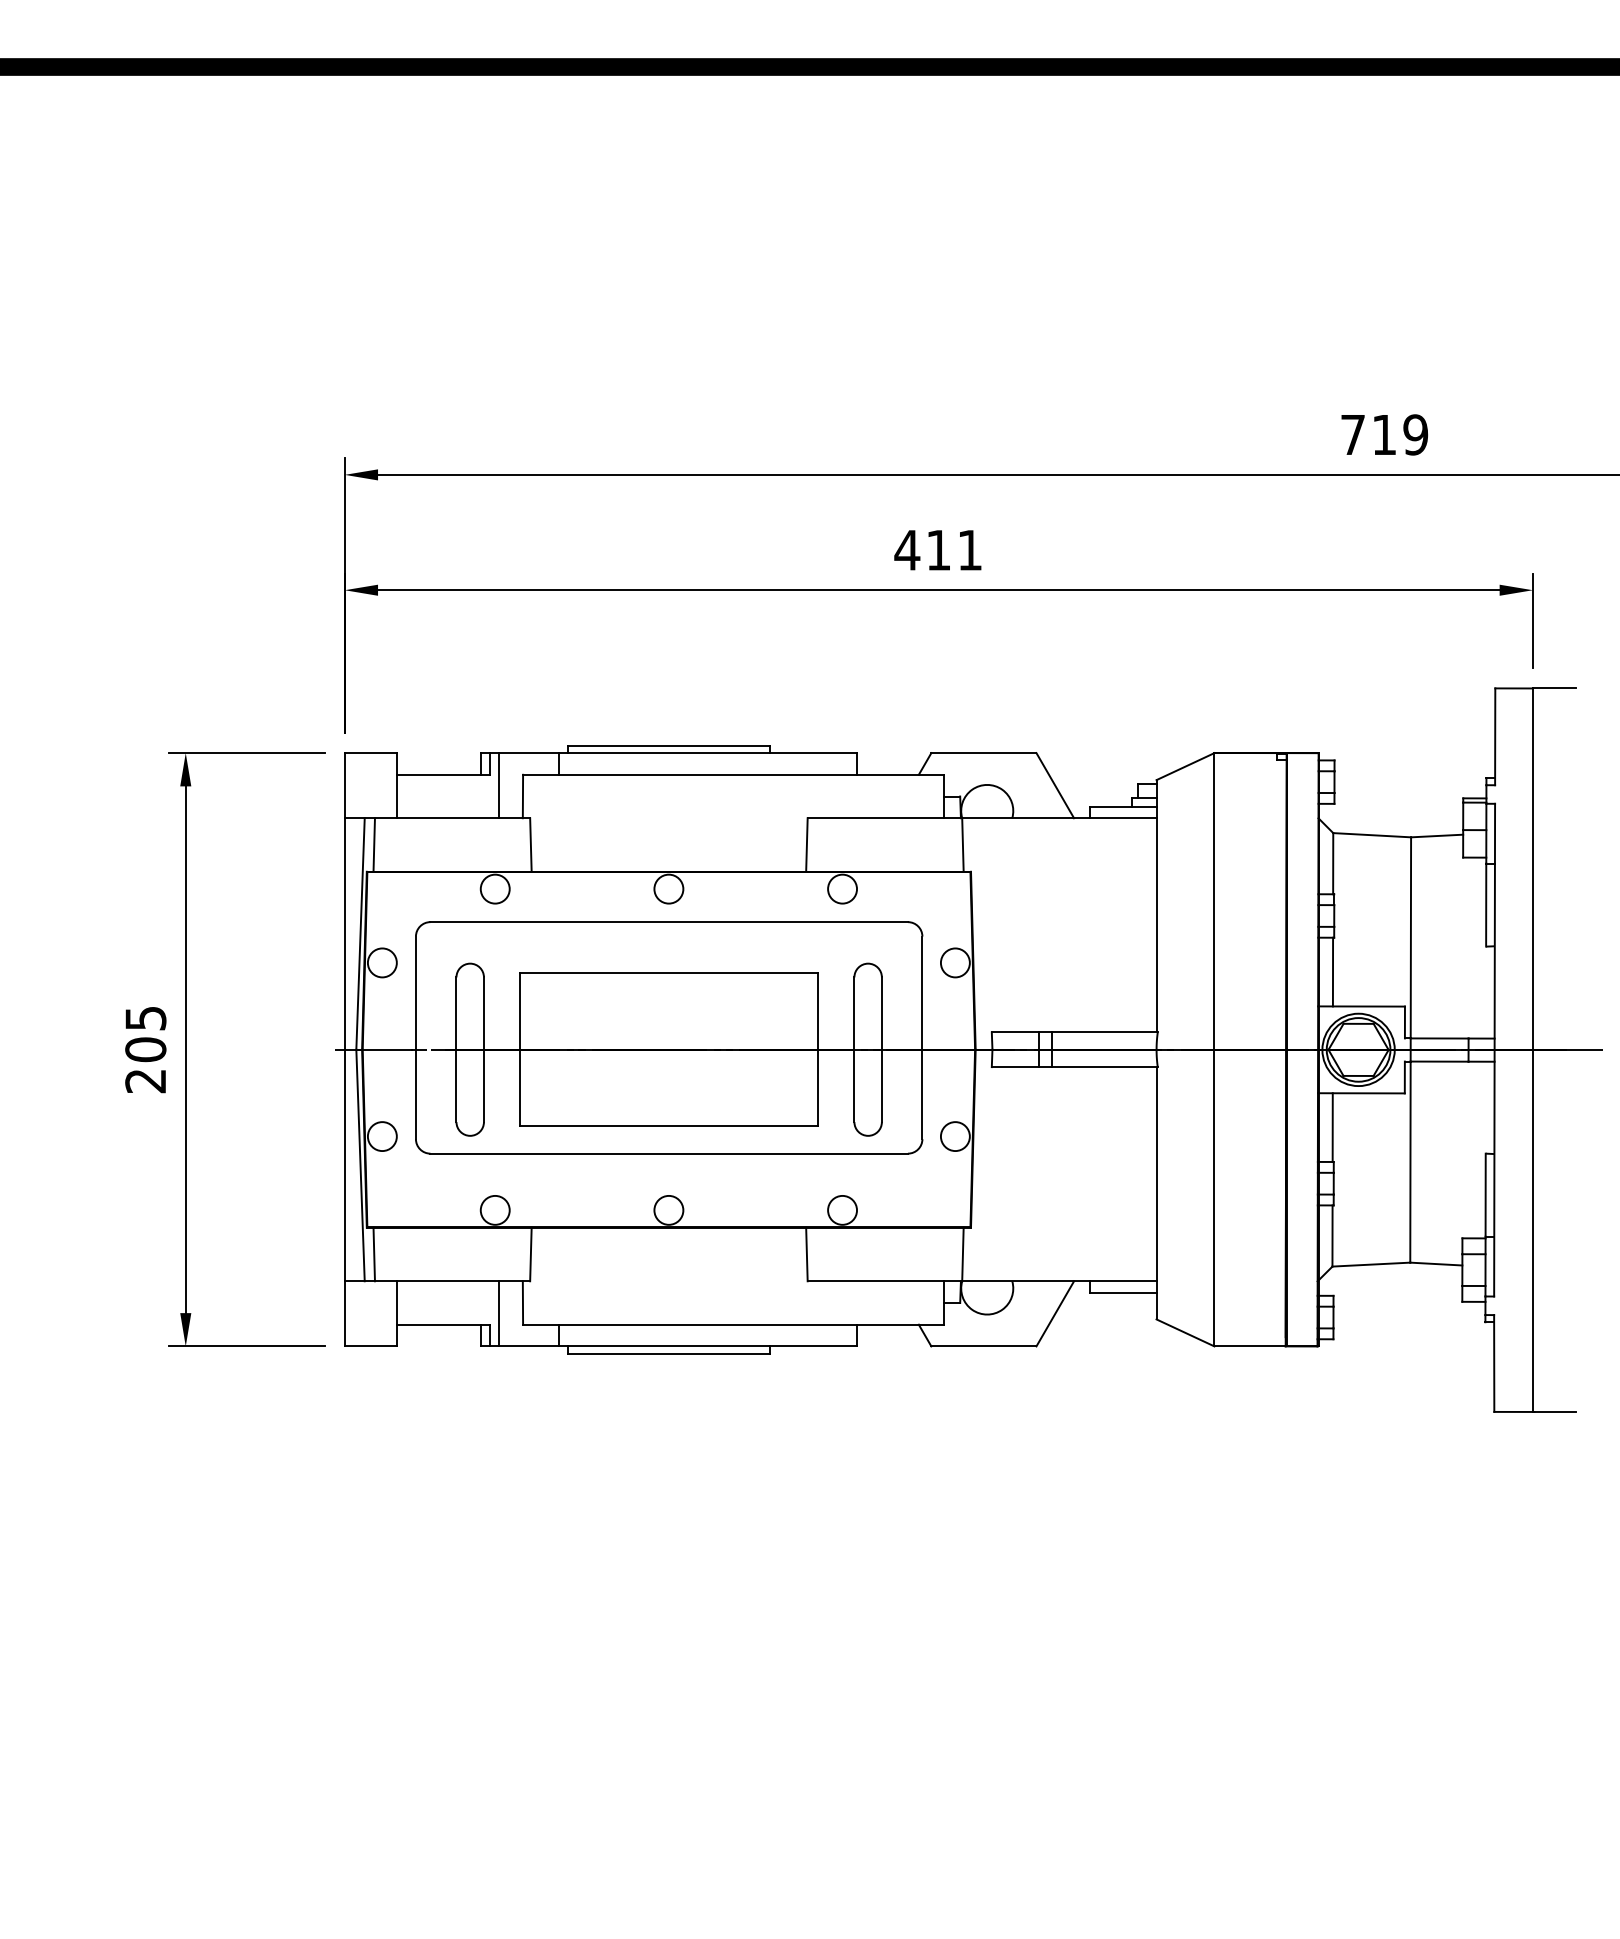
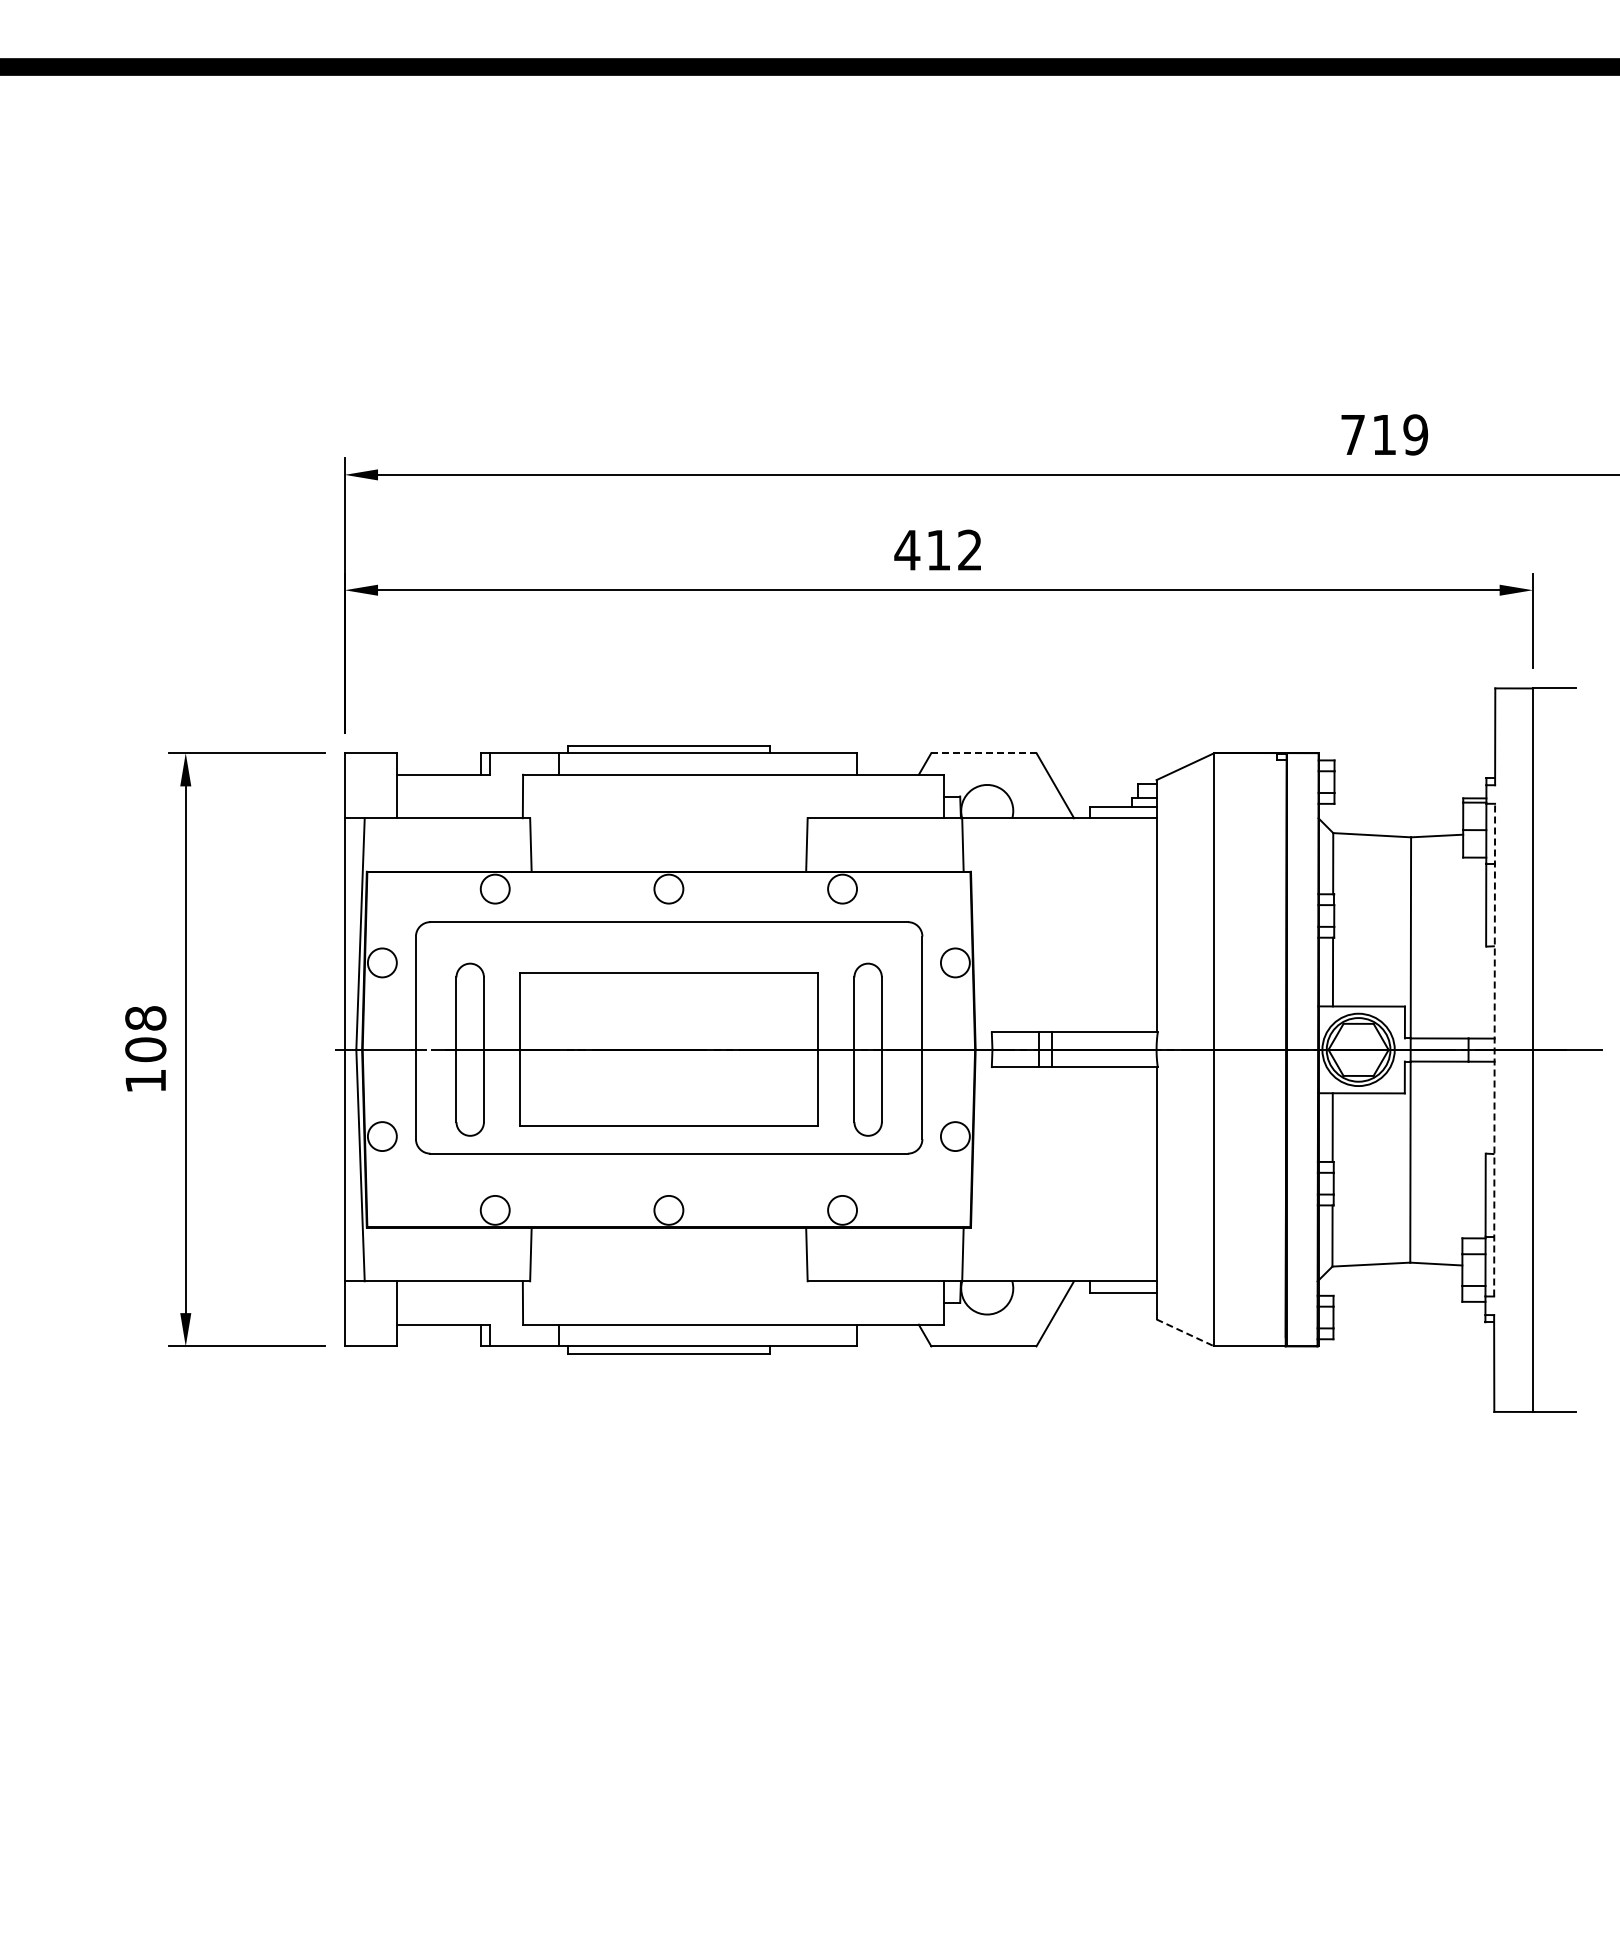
text: 411 -> 412 (969, 549)
line: solid -> dashed (983, 753)
line: present -> none (499, 785)
line: present -> none (373, 844)
text: 205 -> 108 (145, 1049)
line: solid -> dashed (1494, 1049)
line: present -> none (373, 1254)
line: present -> none (499, 1313)
line: solid -> dashed (1185, 1332)
